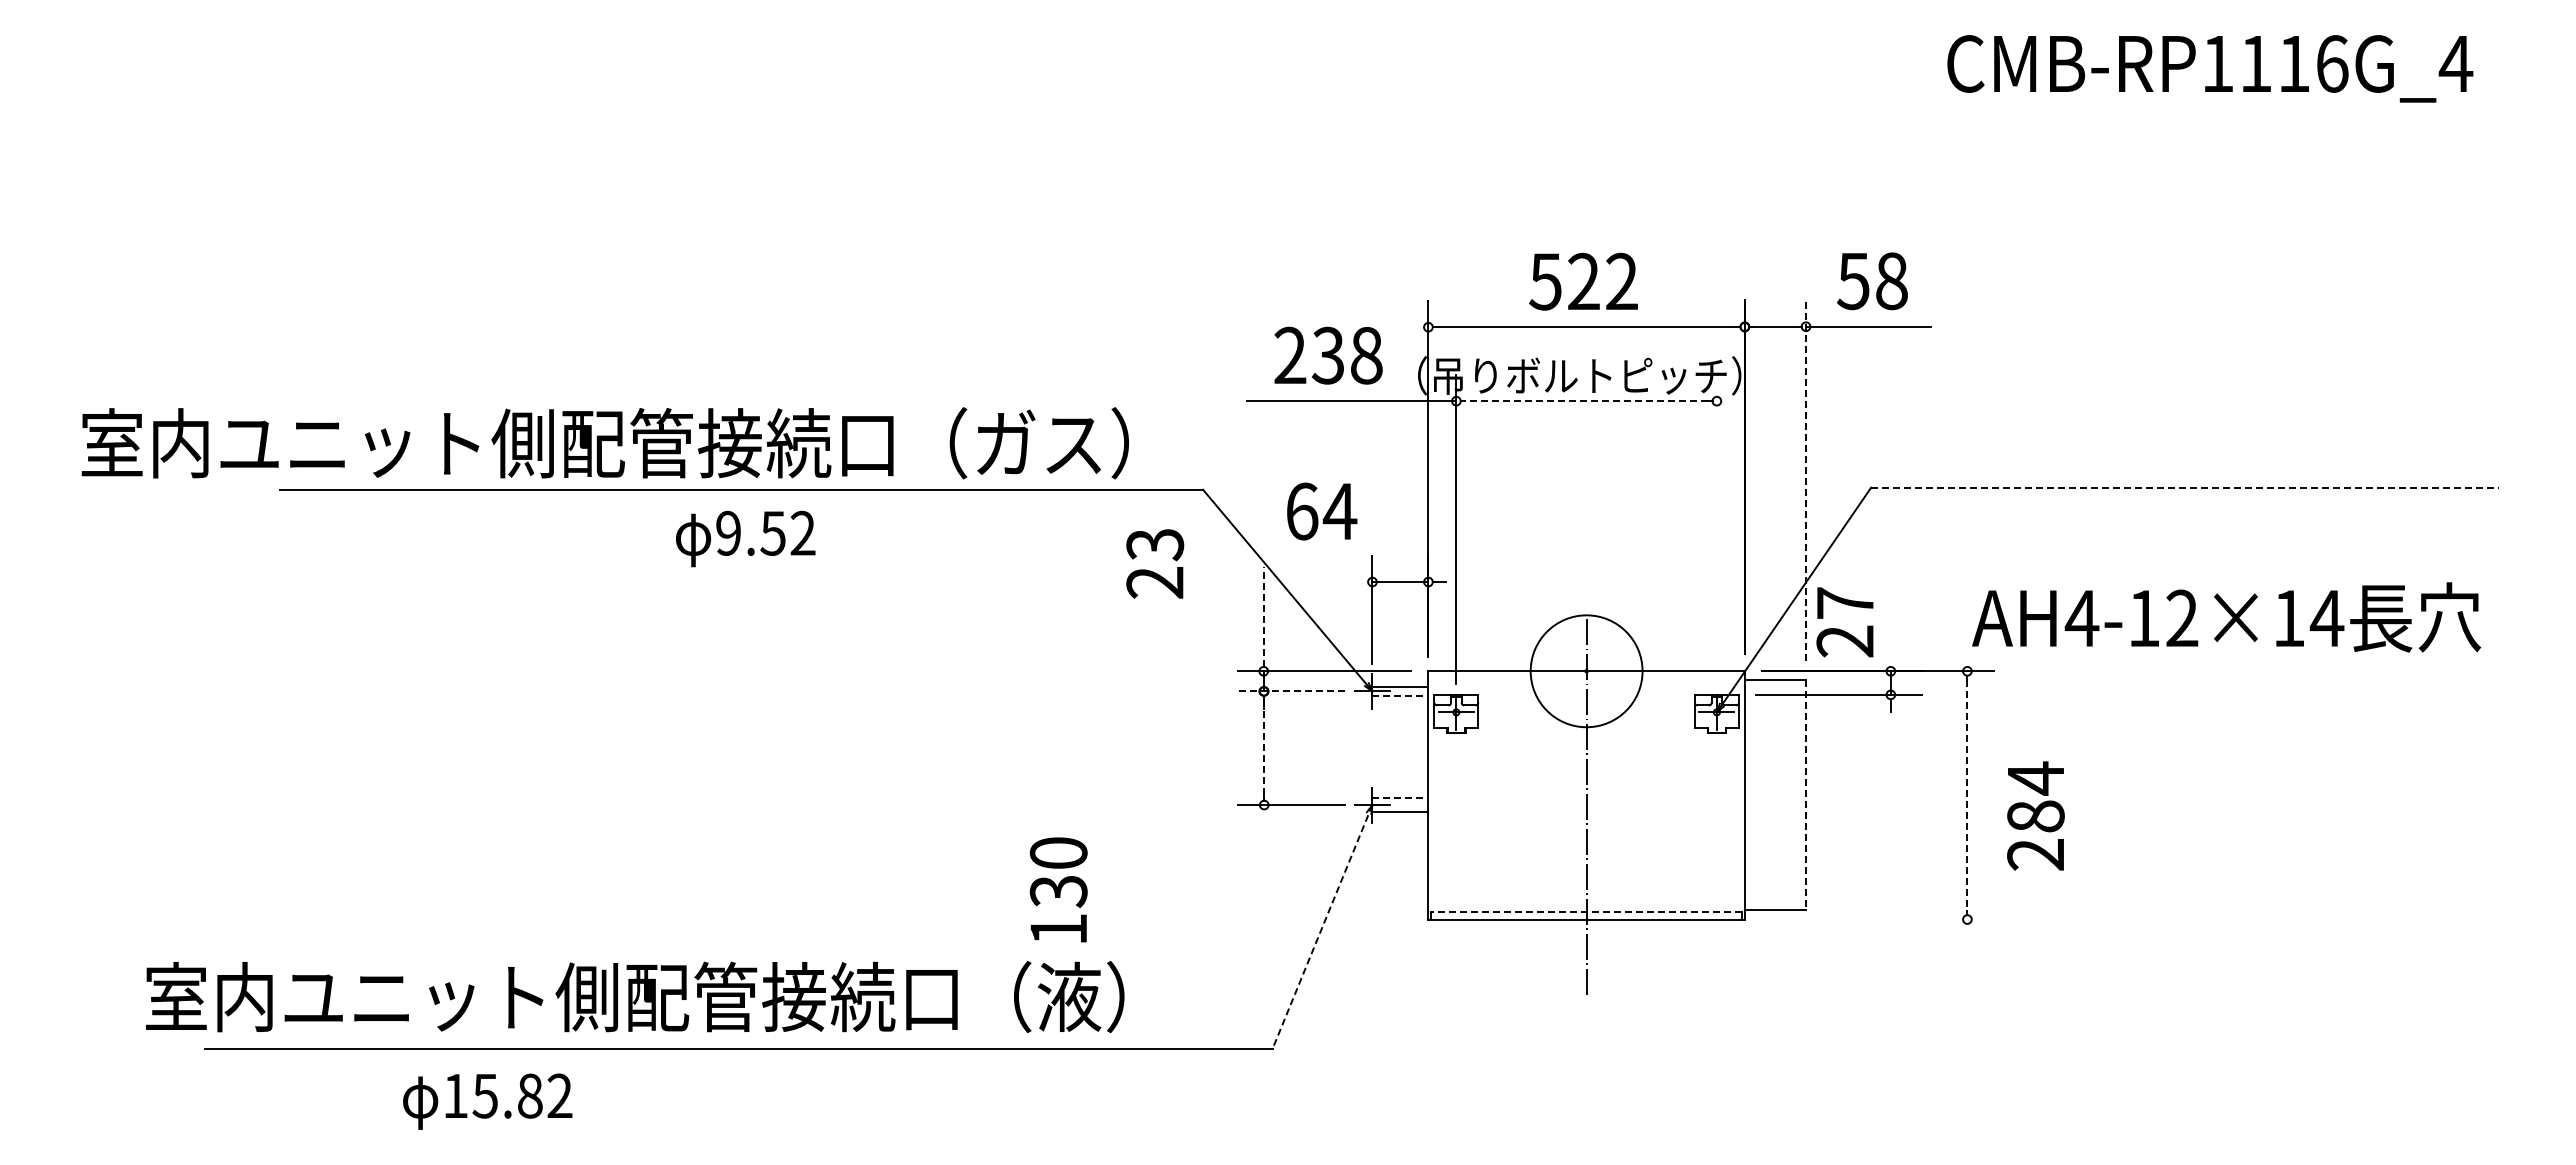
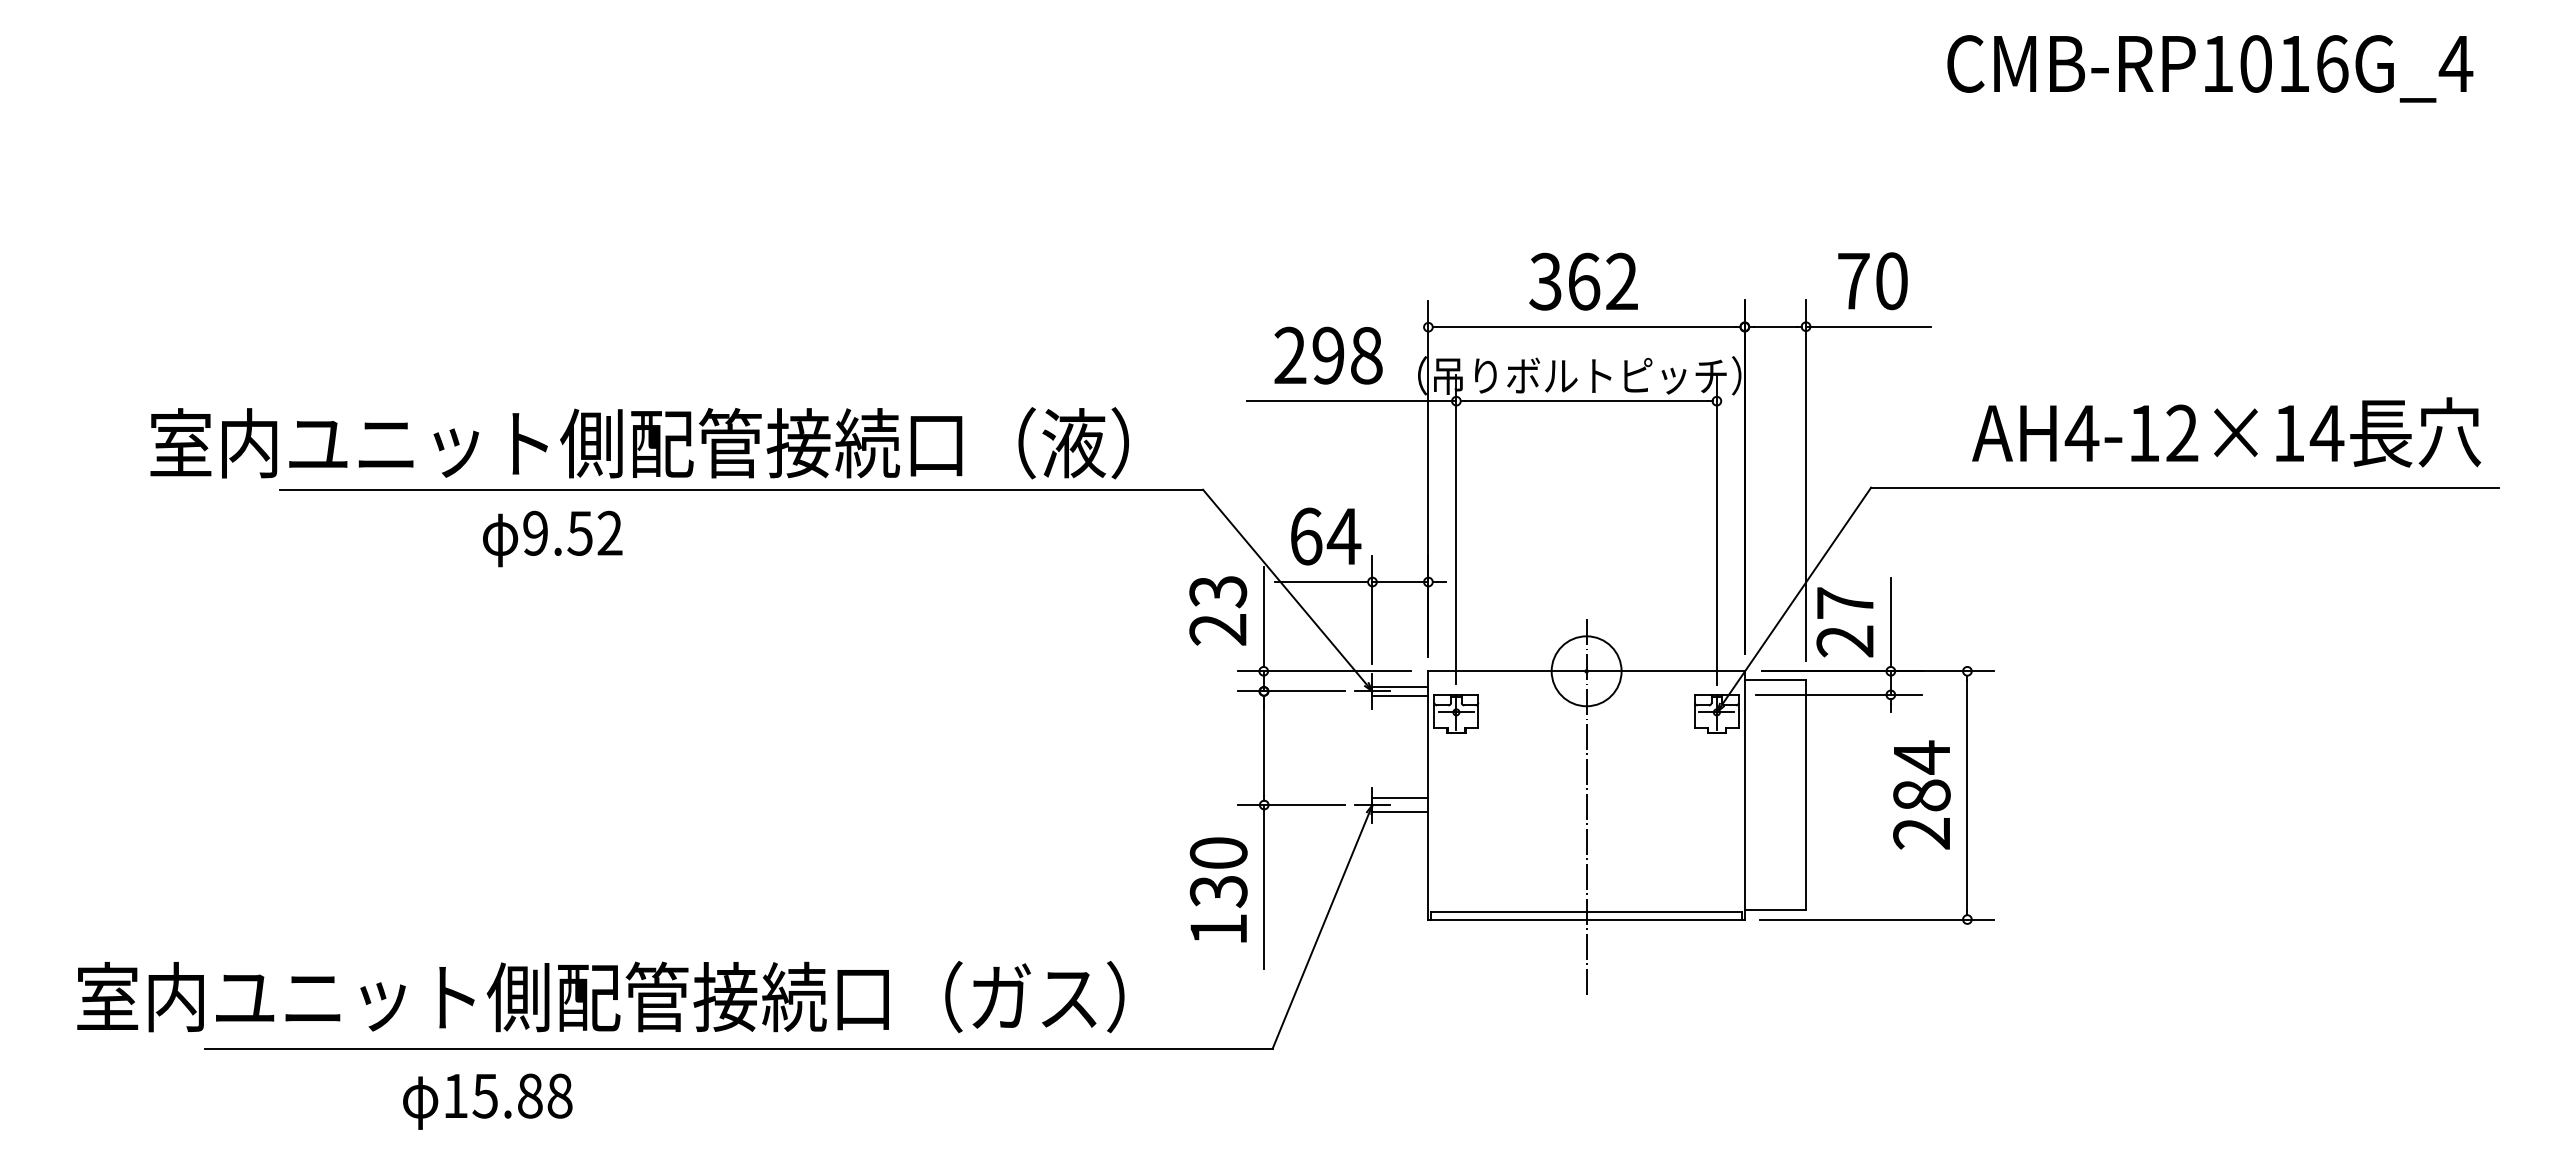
text: CMB-RP1116G_4 -> CMB-RP1016G_4 (2255, 63)
text: 522 -> 362 (1564, 281)
text: 58 -> 70 (1872, 281)
text: 238 -> 298 (1328, 355)
line: dashed -> solid (1586, 401)
text: 室内ユニット側配管接続口（ガス） -> 室内ユニット側配管接続口（液） (593, 443)
line: dashed -> solid (1806, 480)
line: dashed -> solid (2184, 487)
text position: (1322, 511) -> (1326, 536) (1326, 536)
line: none -> present (1716, 529)
text position: (745, 538) -> (552, 538) (552, 538)
text position: (1155, 563) -> (1218, 610) (1218, 610)
line: none -> present (1321, 582)
line: dashed -> solid (1263, 616)
text position: (2226, 617) -> (2226, 432) (2226, 432)
line: none -> present (1890, 621)
circle diameter: 112 px -> 70 px (1586, 671)
line: dashed -> solid (1290, 691)
line: dashed -> solid (1400, 695)
line: dashed -> solid (1264, 748)
line: dashed -> solid (1806, 795)
line: dashed -> solid (1967, 795)
line: dashed -> solid (1400, 798)
text position: (2035, 815) -> (1921, 794) (1921, 794)
line: none -> present (1264, 886)
text position: (1058, 889) -> (1218, 889) (1218, 889)
line: dashed -> solid (1586, 912)
line: none -> present (1876, 919)
line: dashed -> solid (1322, 926)
text: 室内ユニット側配管接続口（液） -> 室内ユニット側配管接続口（ガス） (589, 996)
text: 15.82 -> 15.88 (559, 1095)
